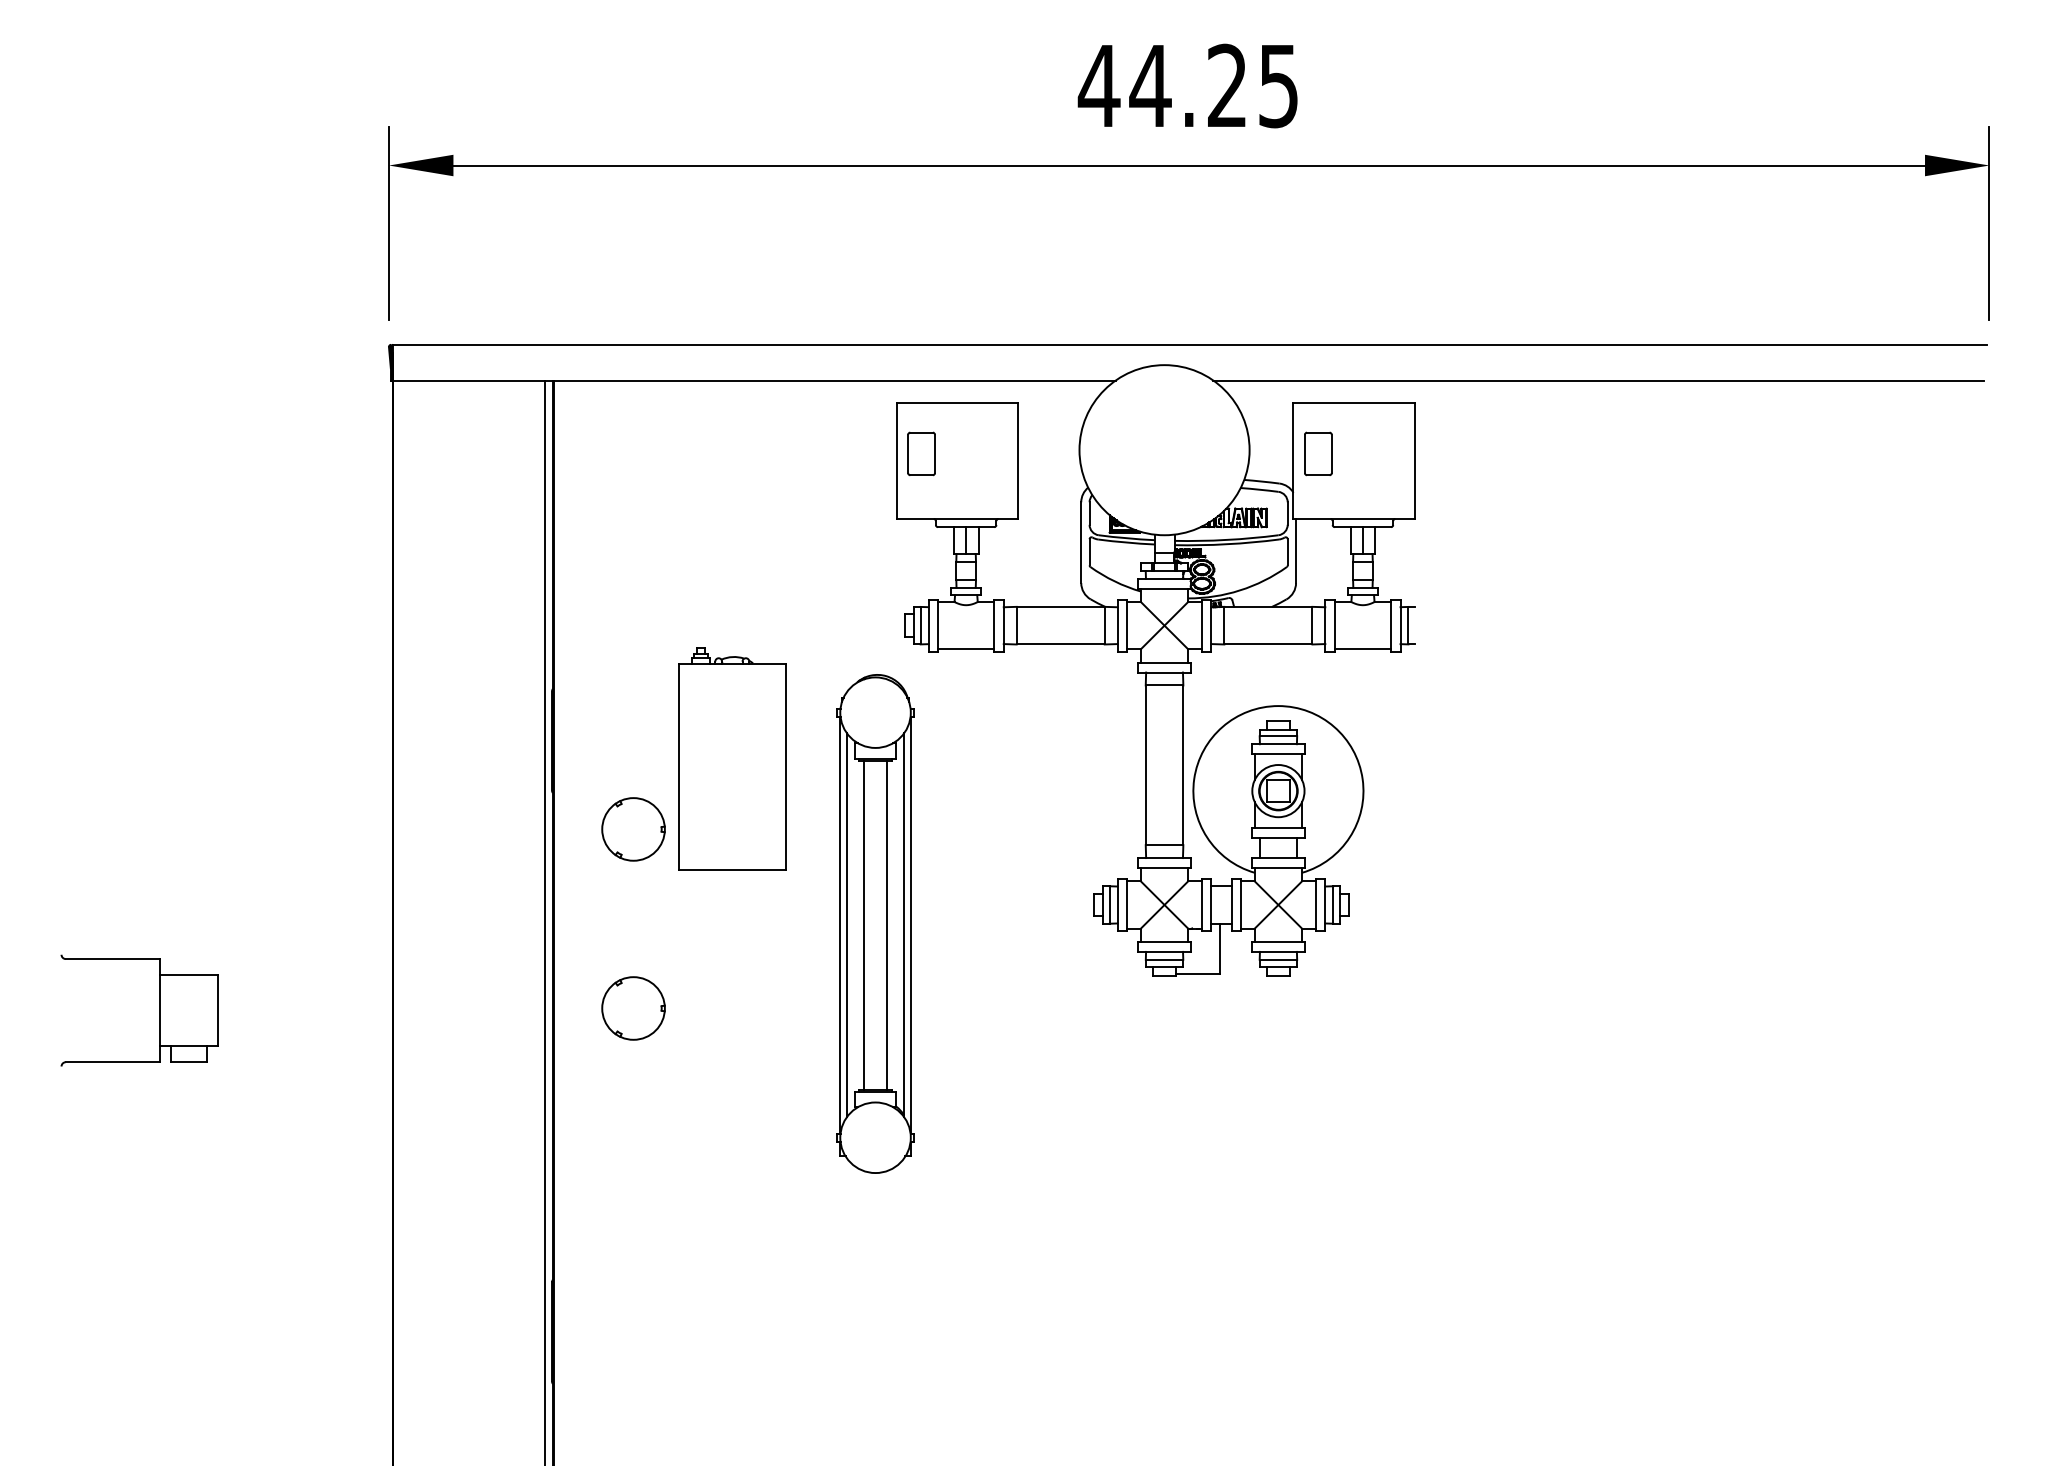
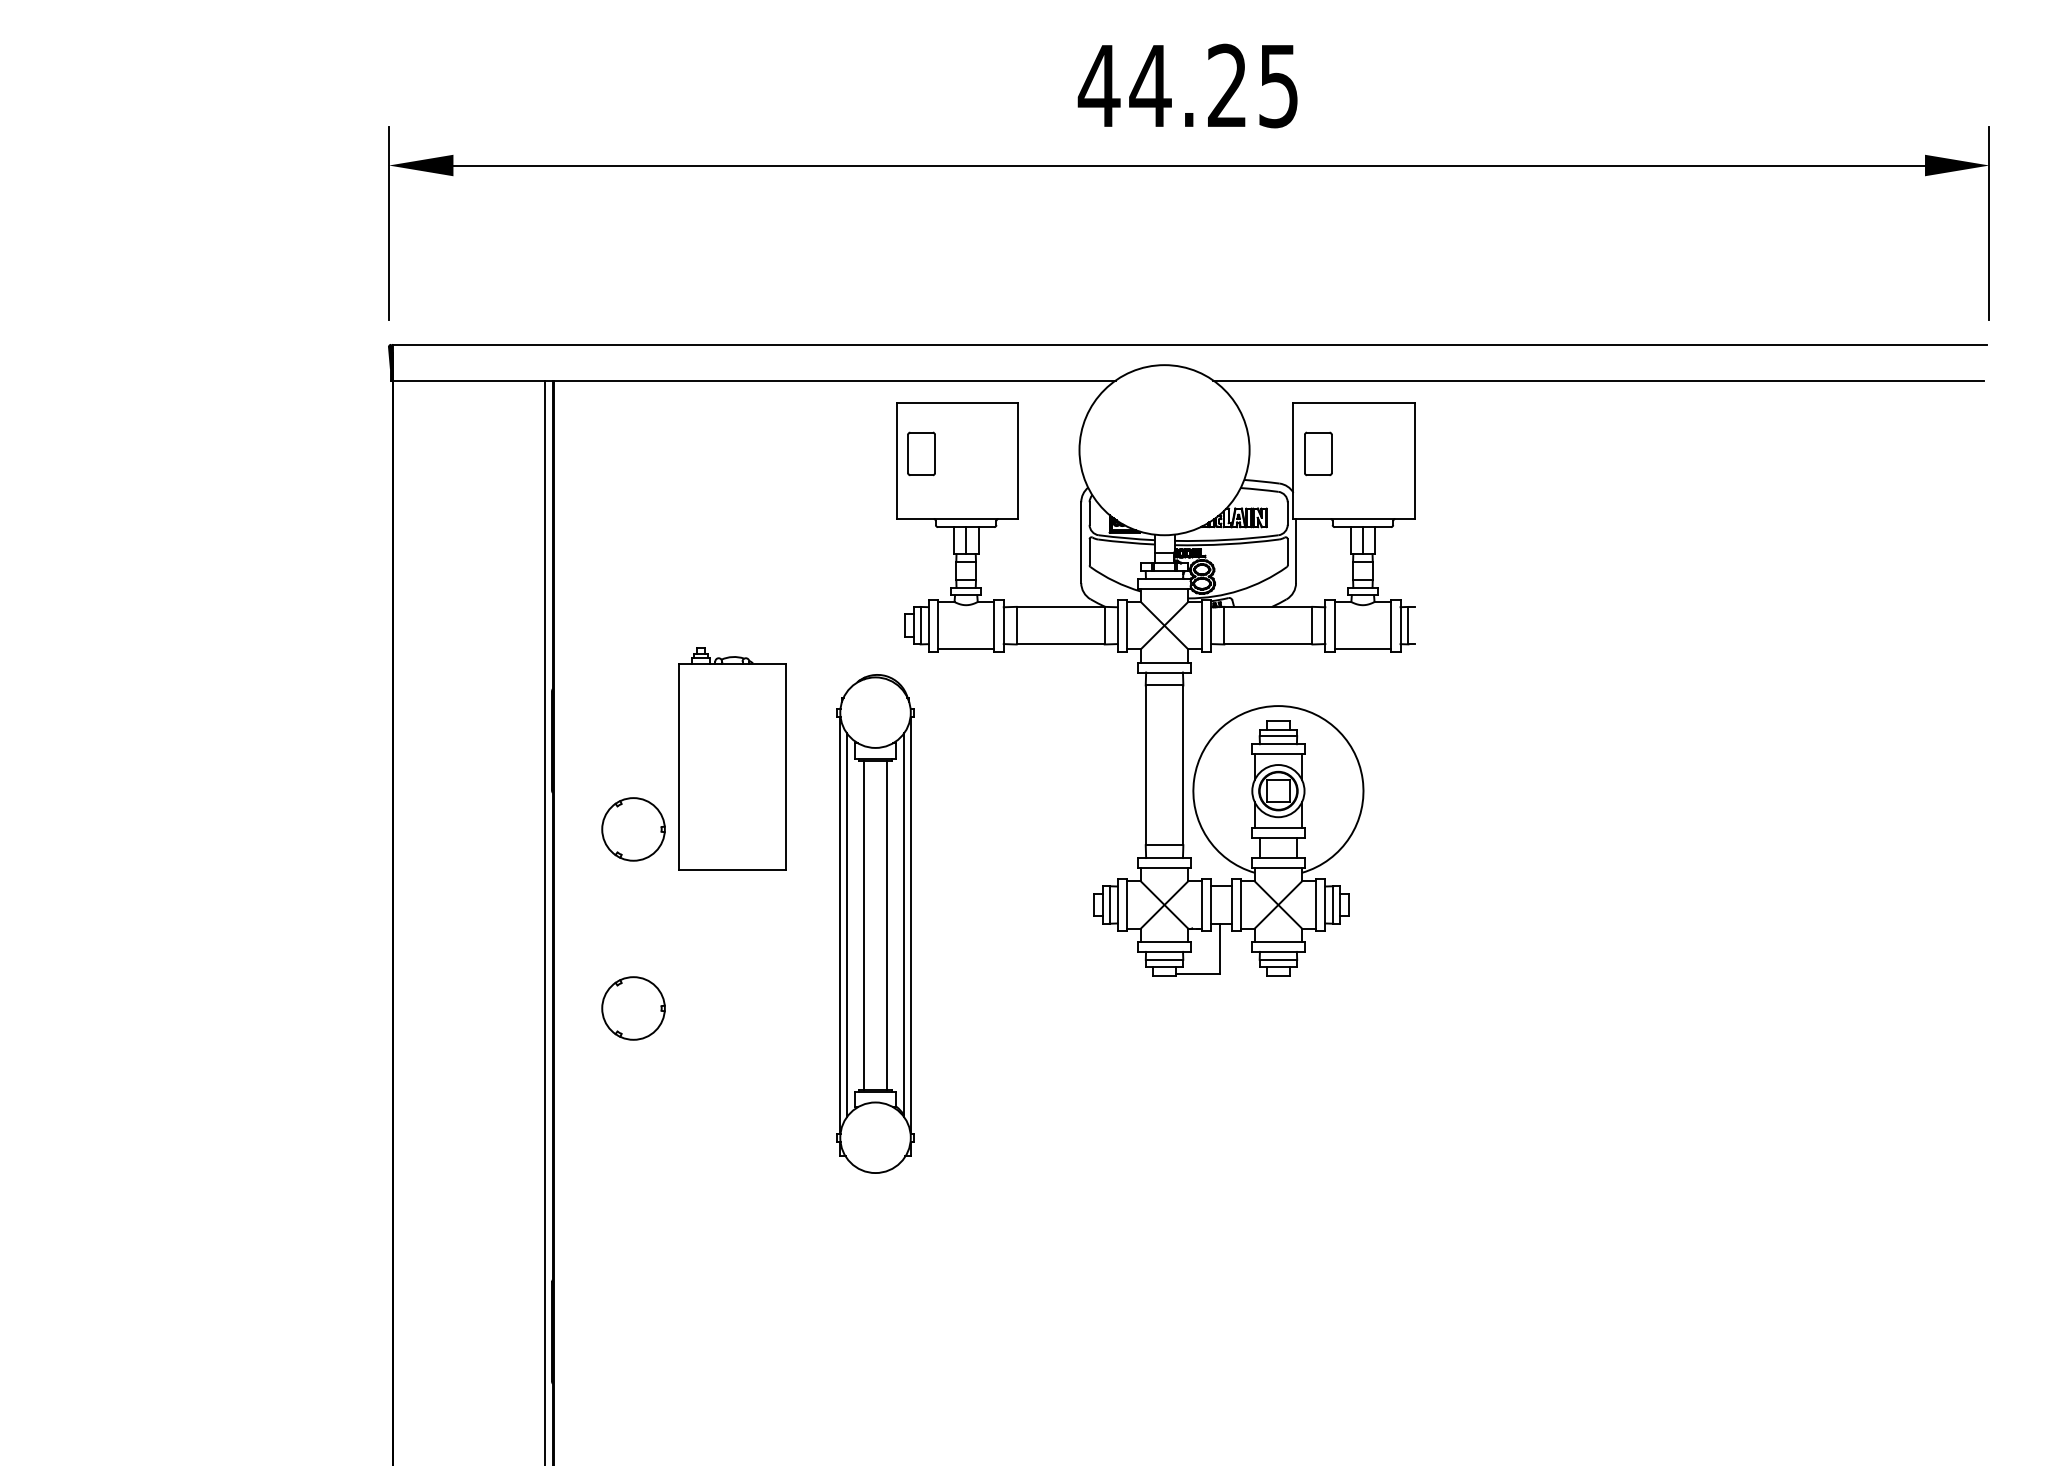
part: present -> none (159, 1010)
